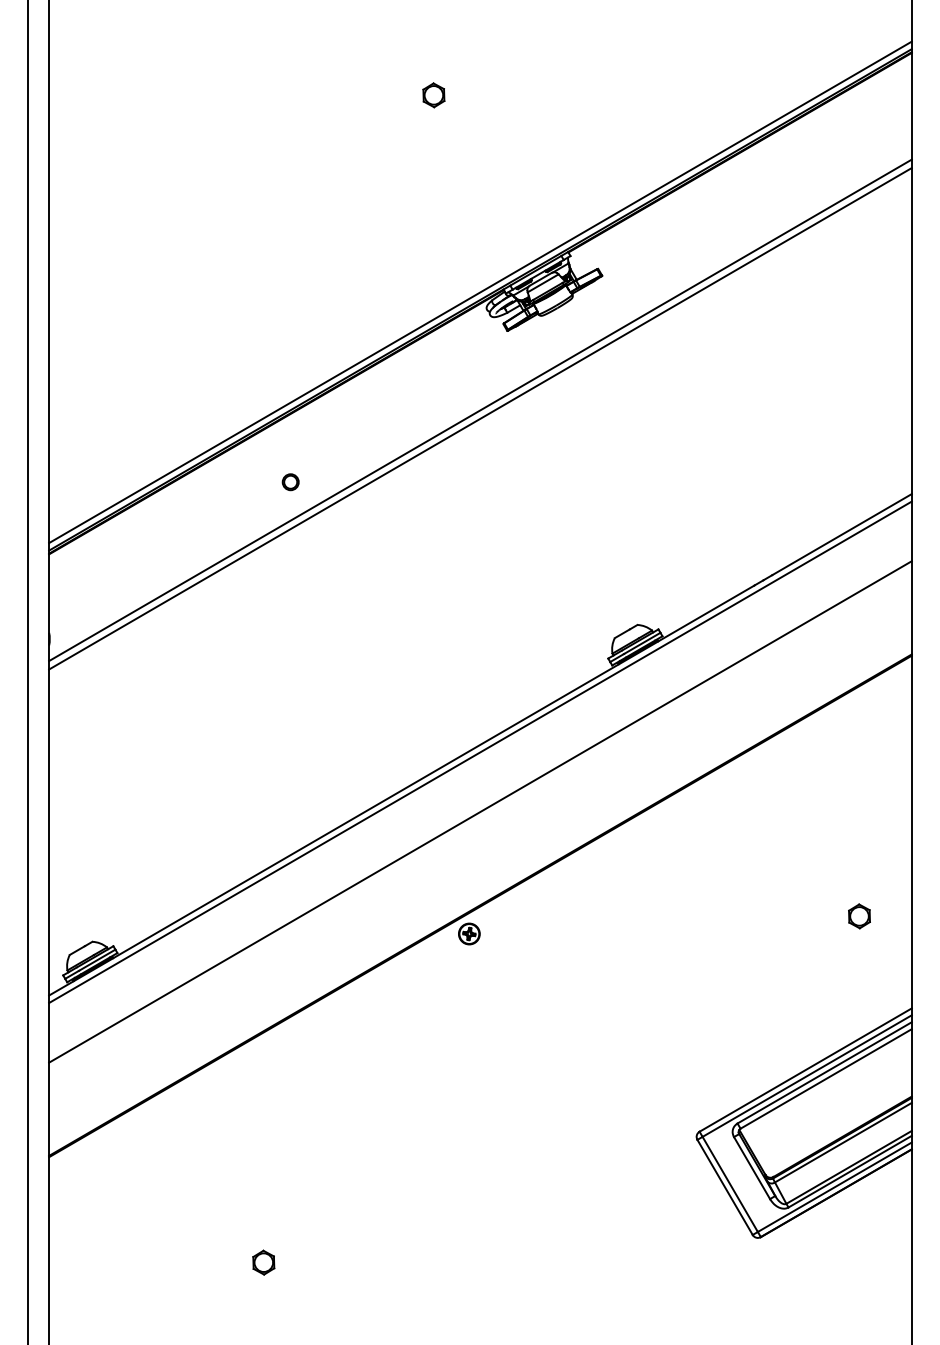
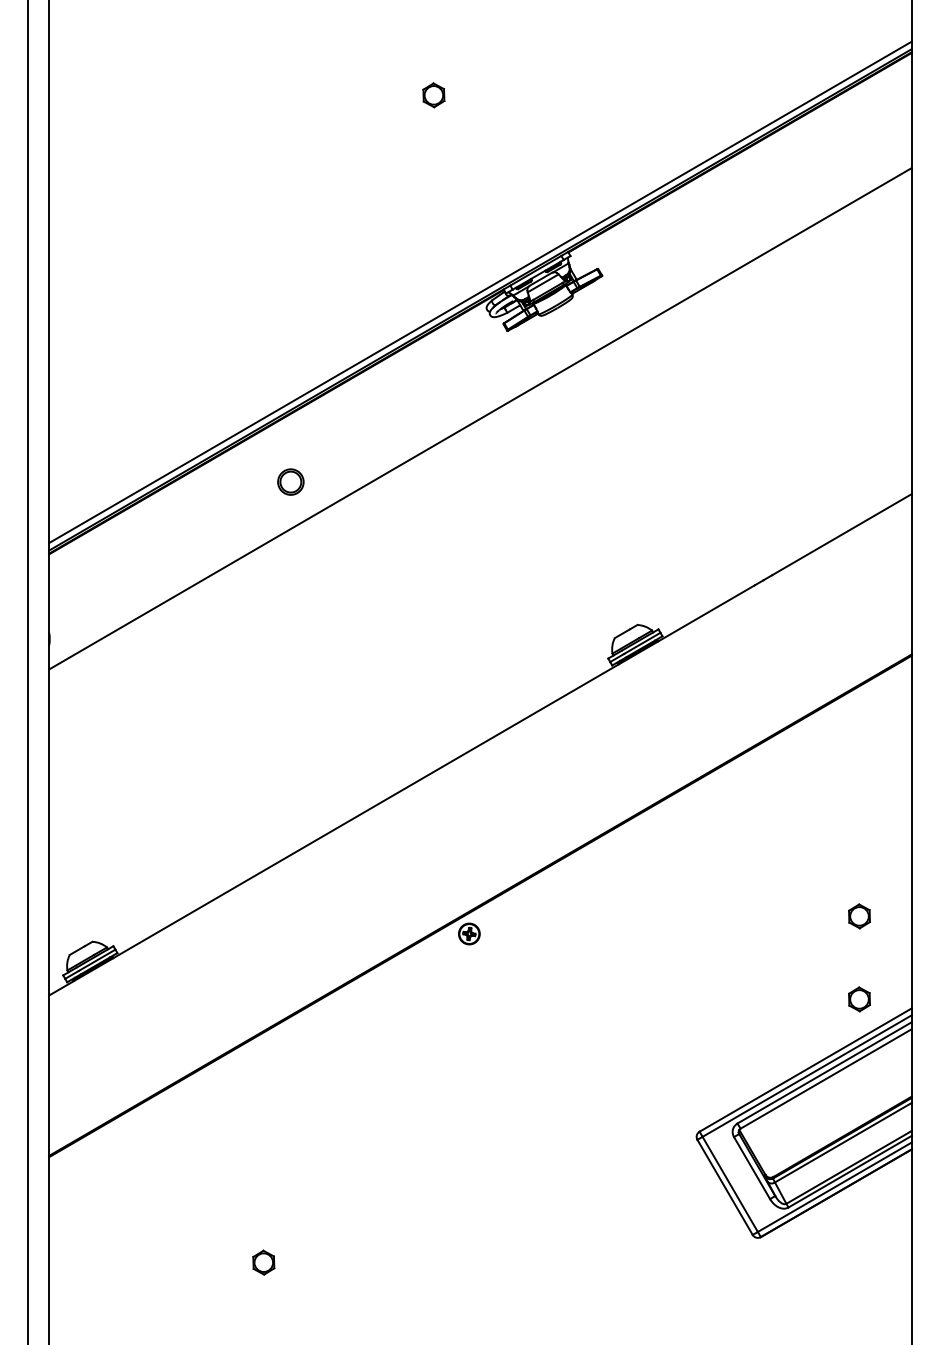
line: present -> none (480, 410)
part size: 19x19 px -> 28x28 px (290, 481)
line: present -> none (480, 752)
line: present -> none (480, 811)
part: none -> present (859, 999)
